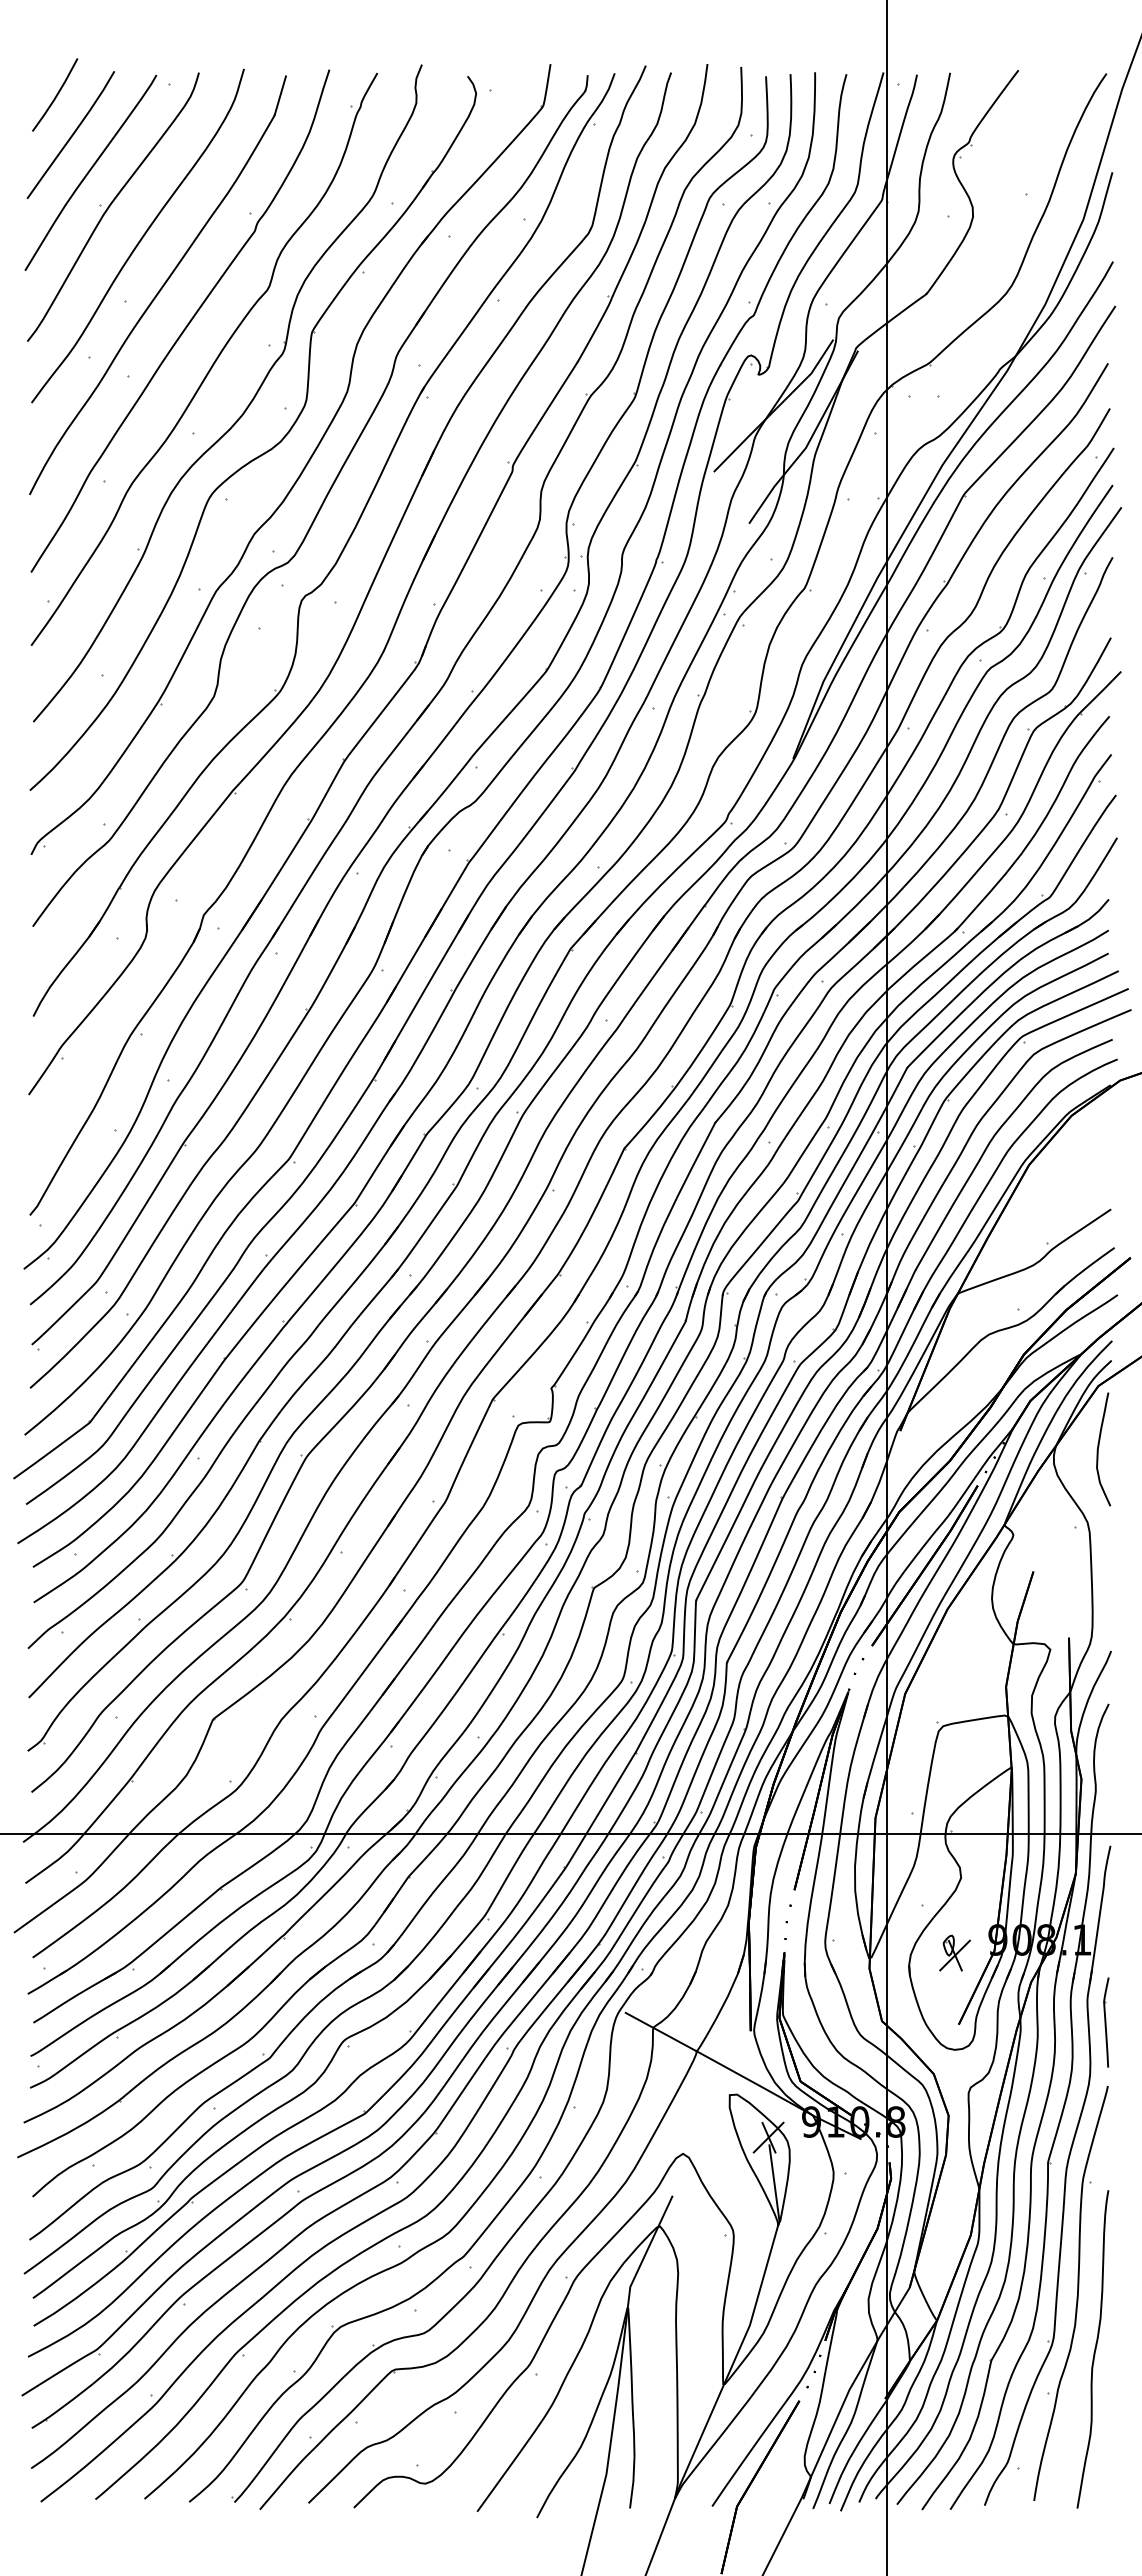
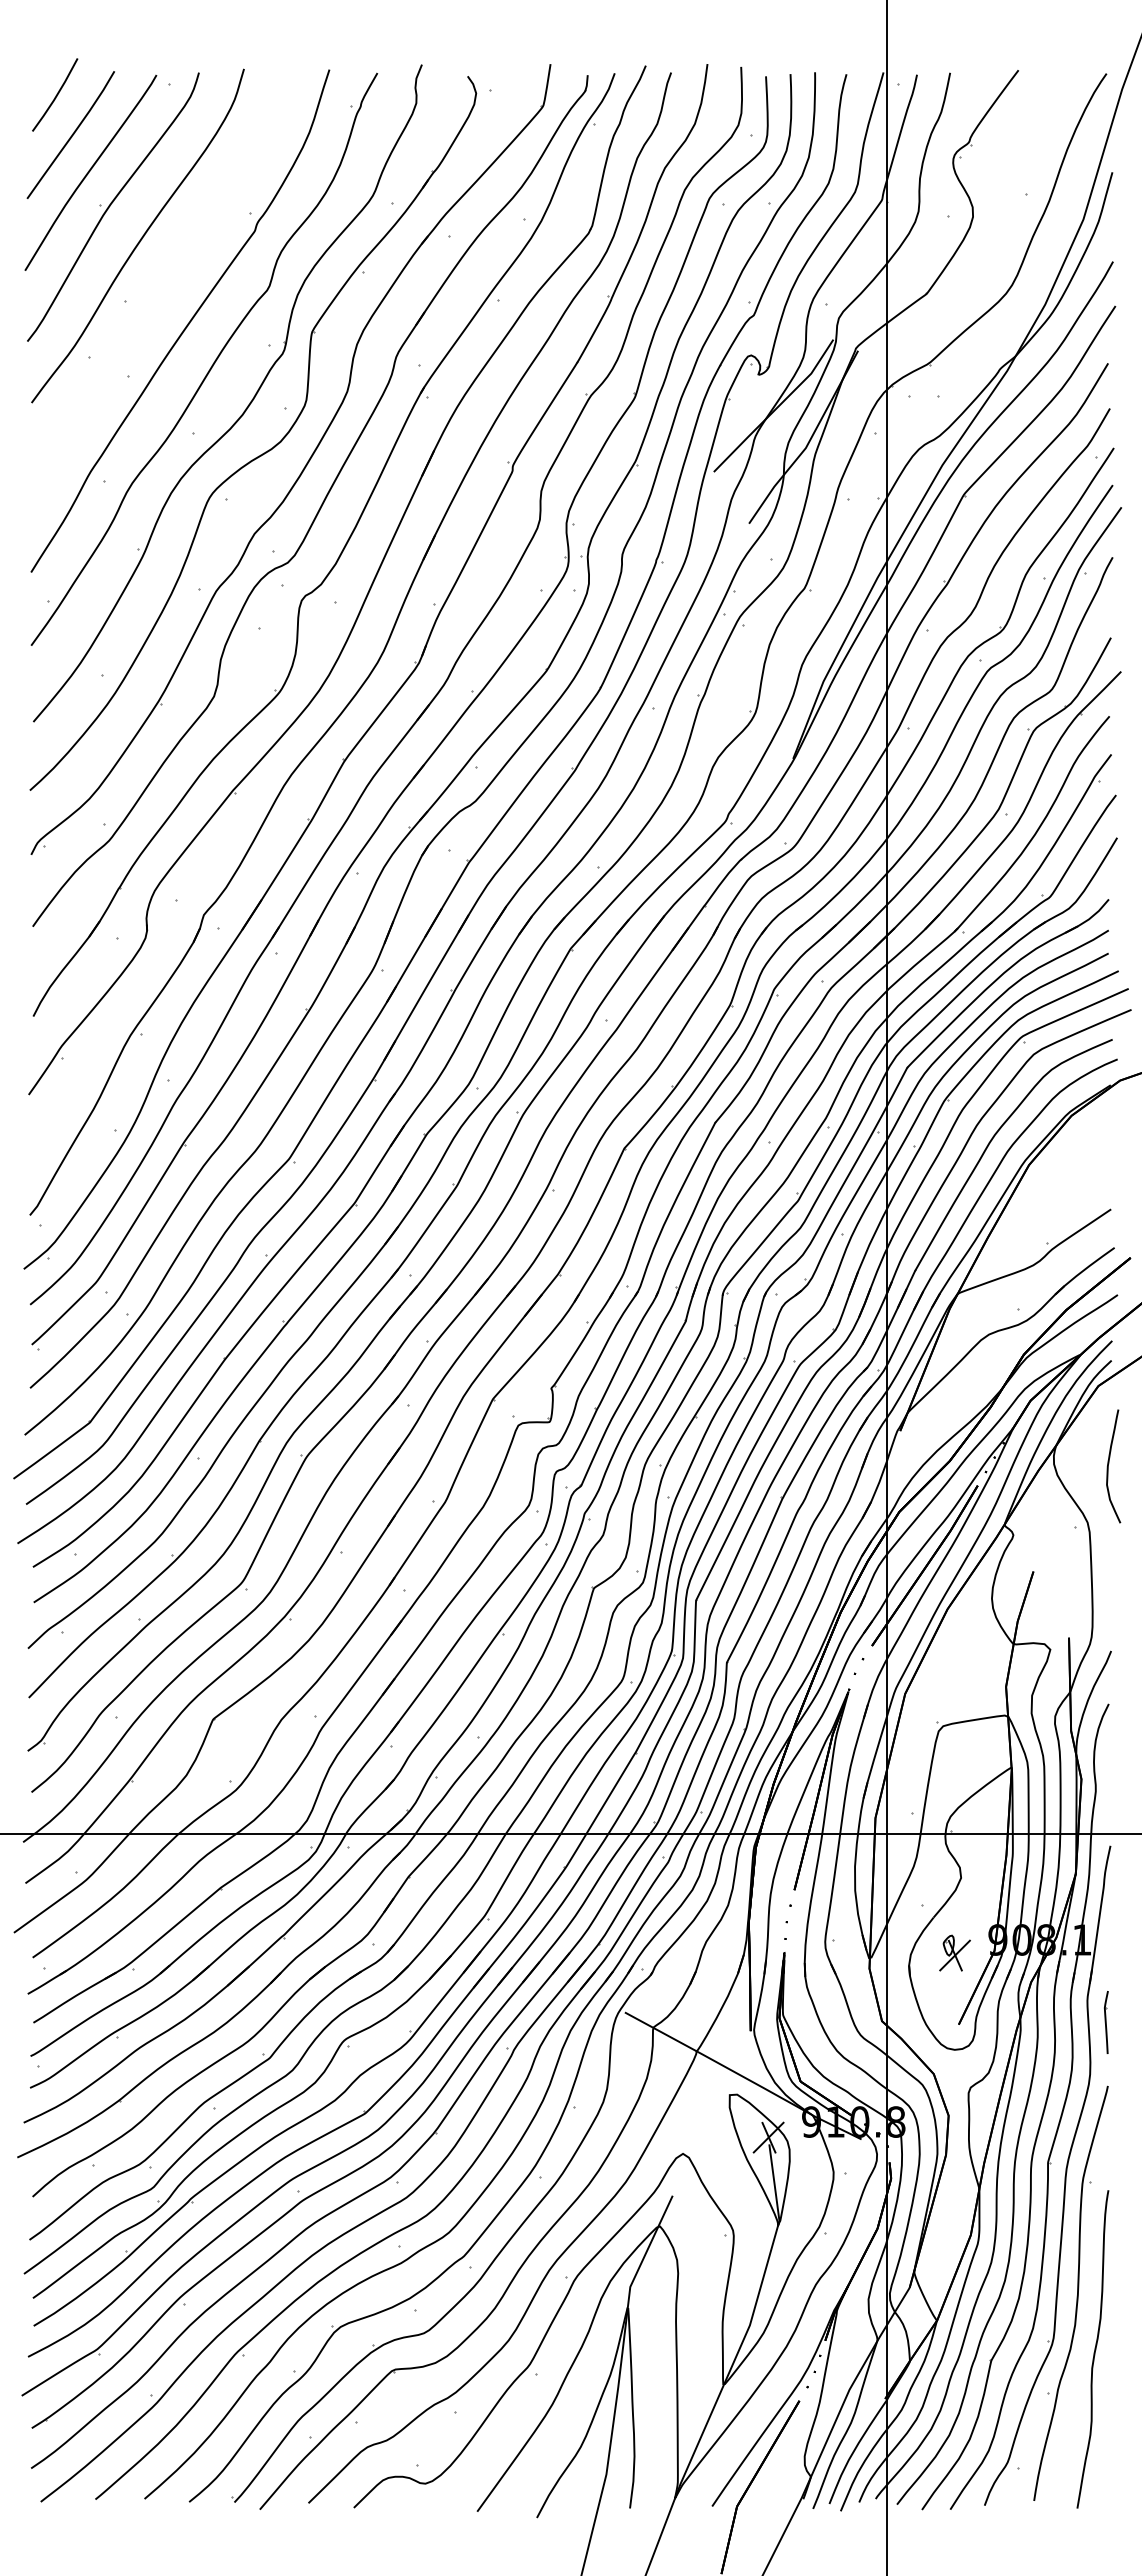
part: present -> none (157, 285)
curve position: (1099, 1446) -> (1109, 1463) (1109, 1463)
part size: 7x91 px -> 5x63 px (1106, 2022)
